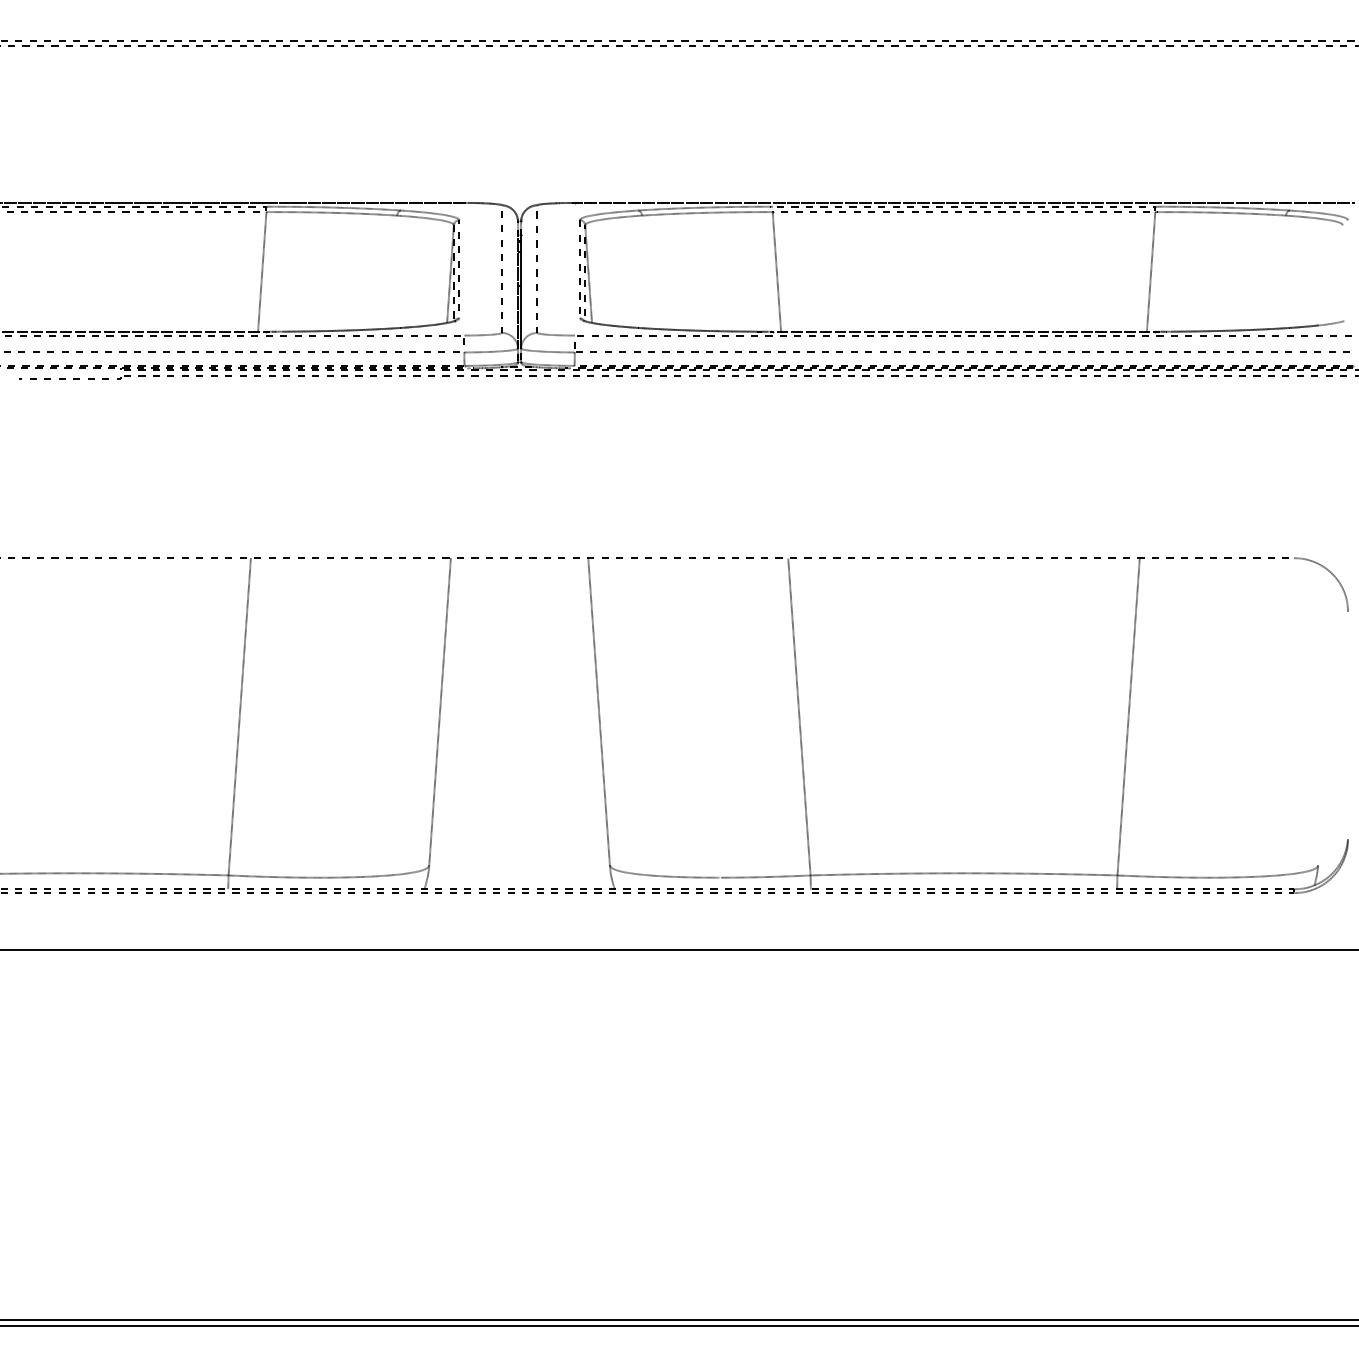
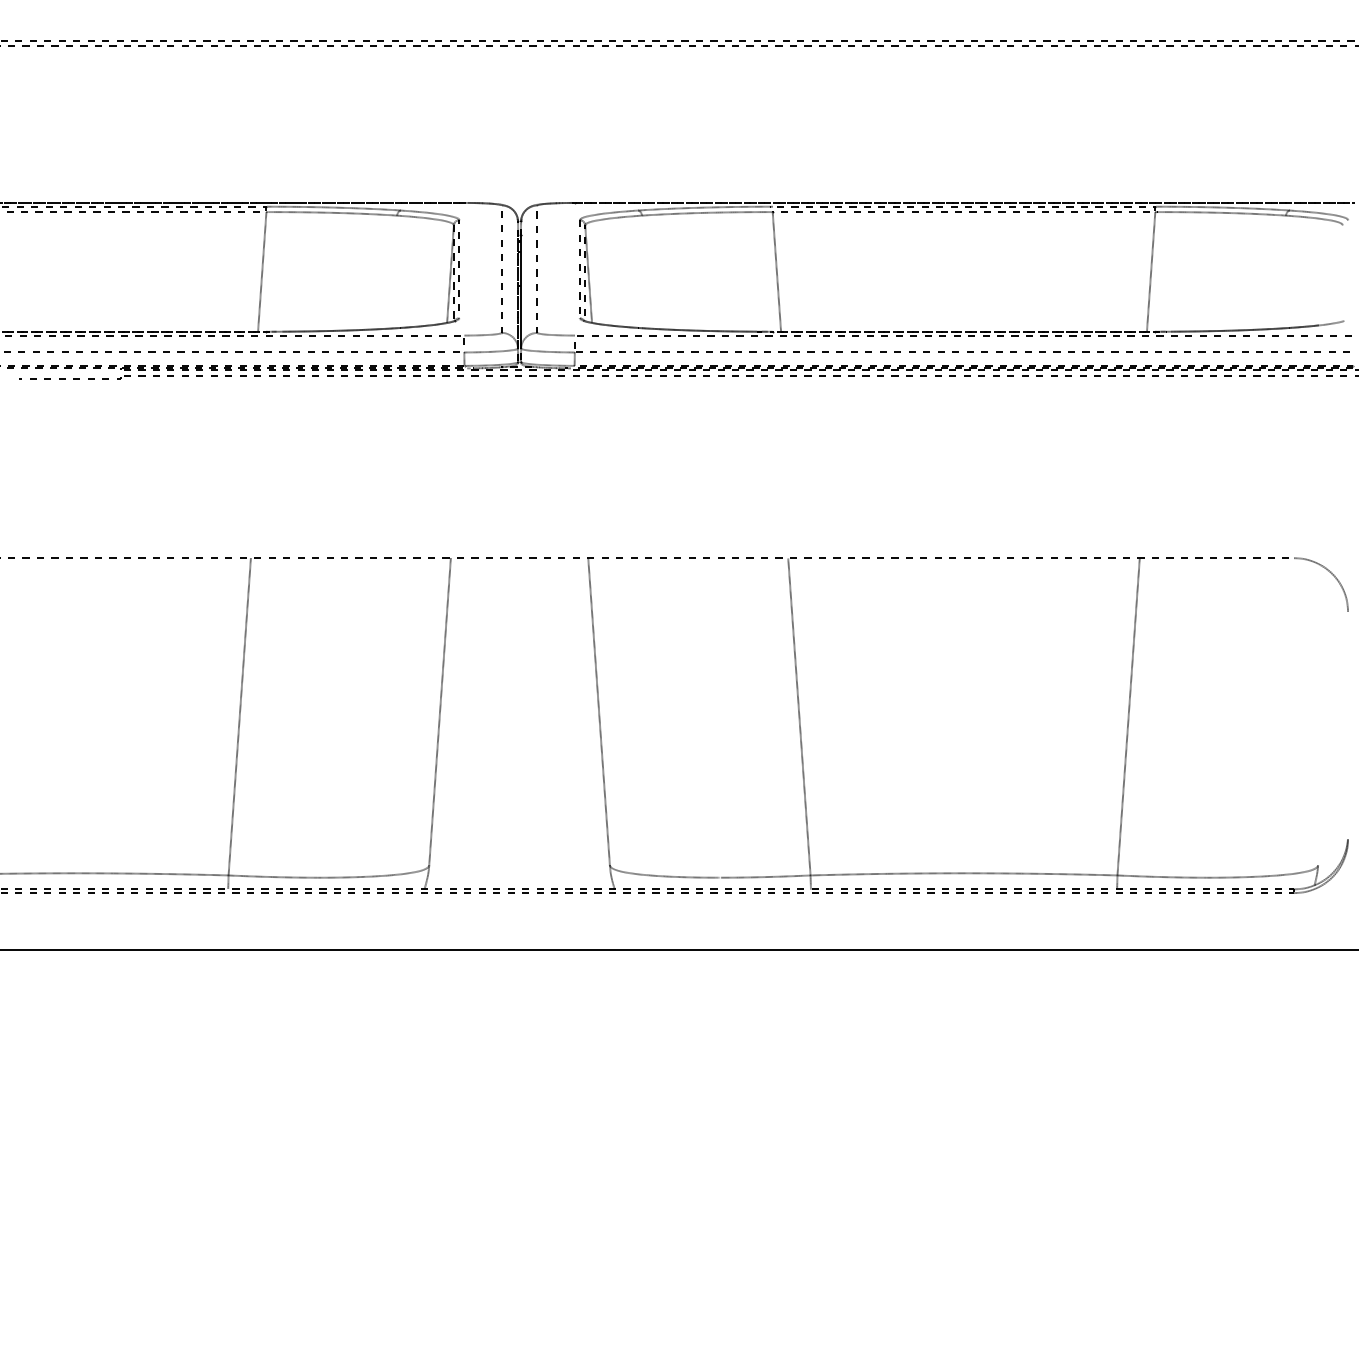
line: present -> none (678, 1320)
line: present -> none (678, 1325)
